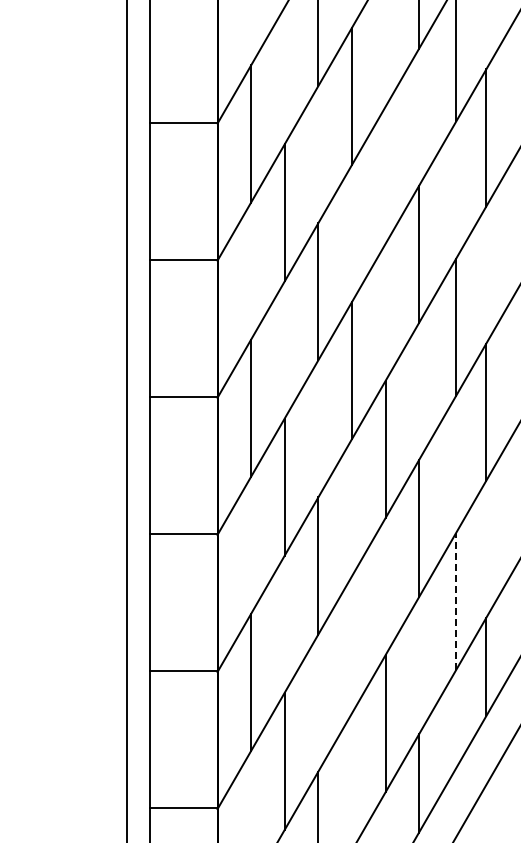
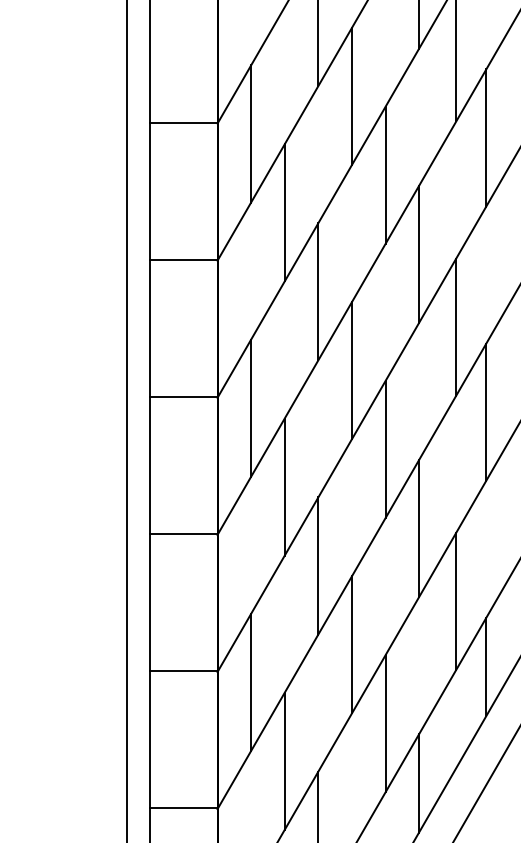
line: none -> present (385, 174)
line: dashed -> solid (456, 601)
line: none -> present (351, 644)
